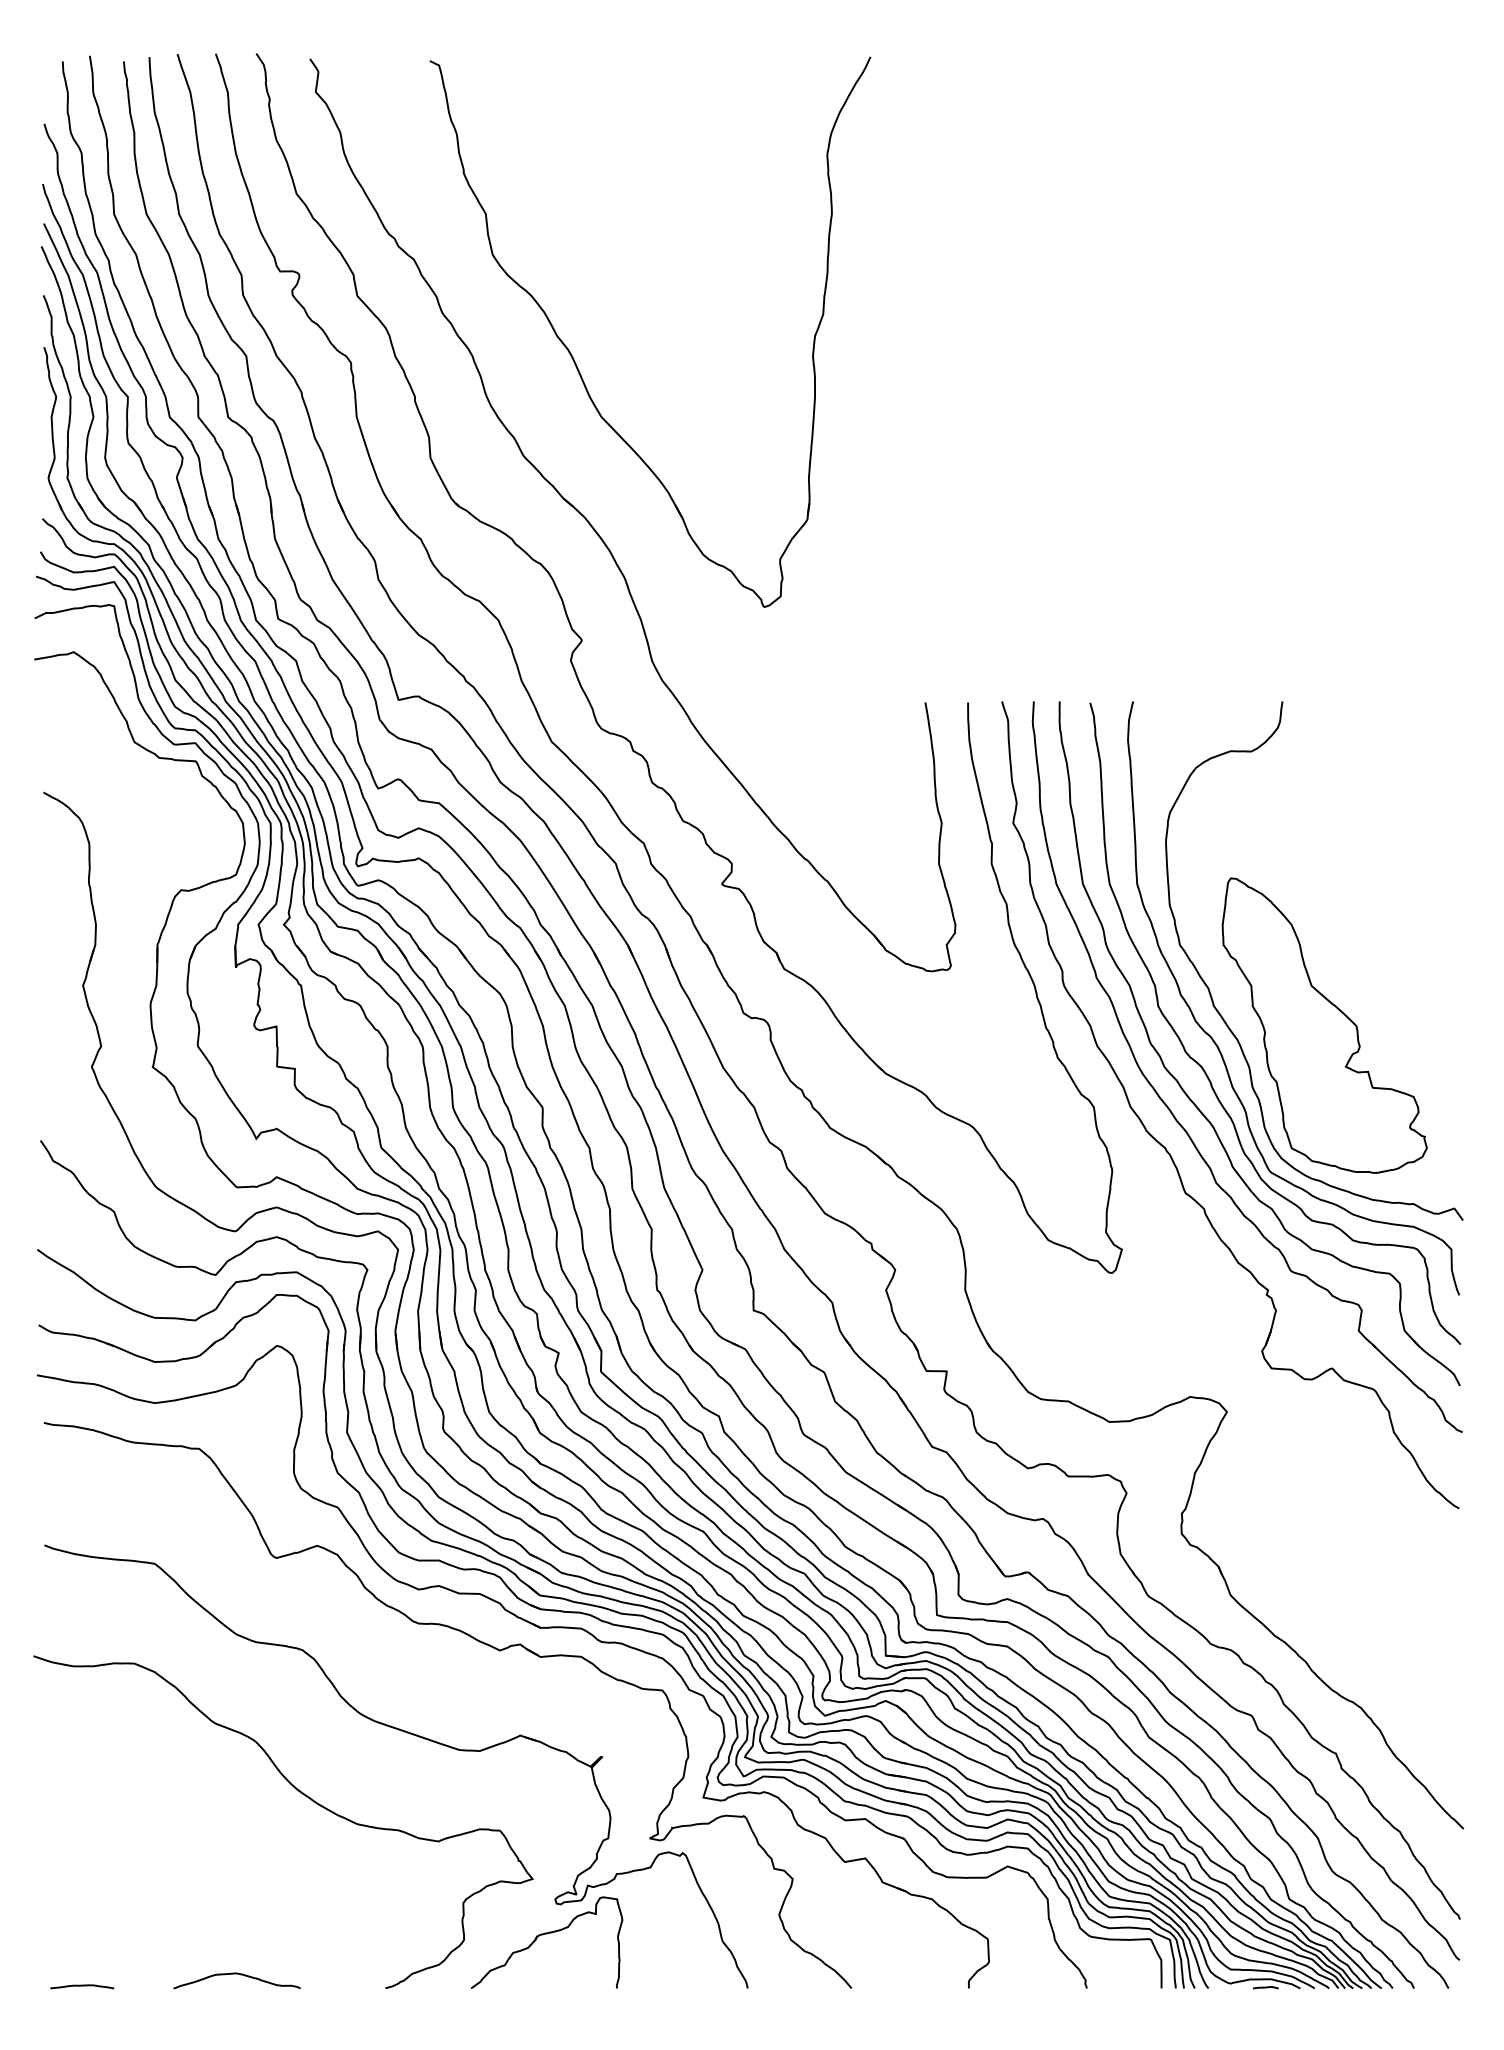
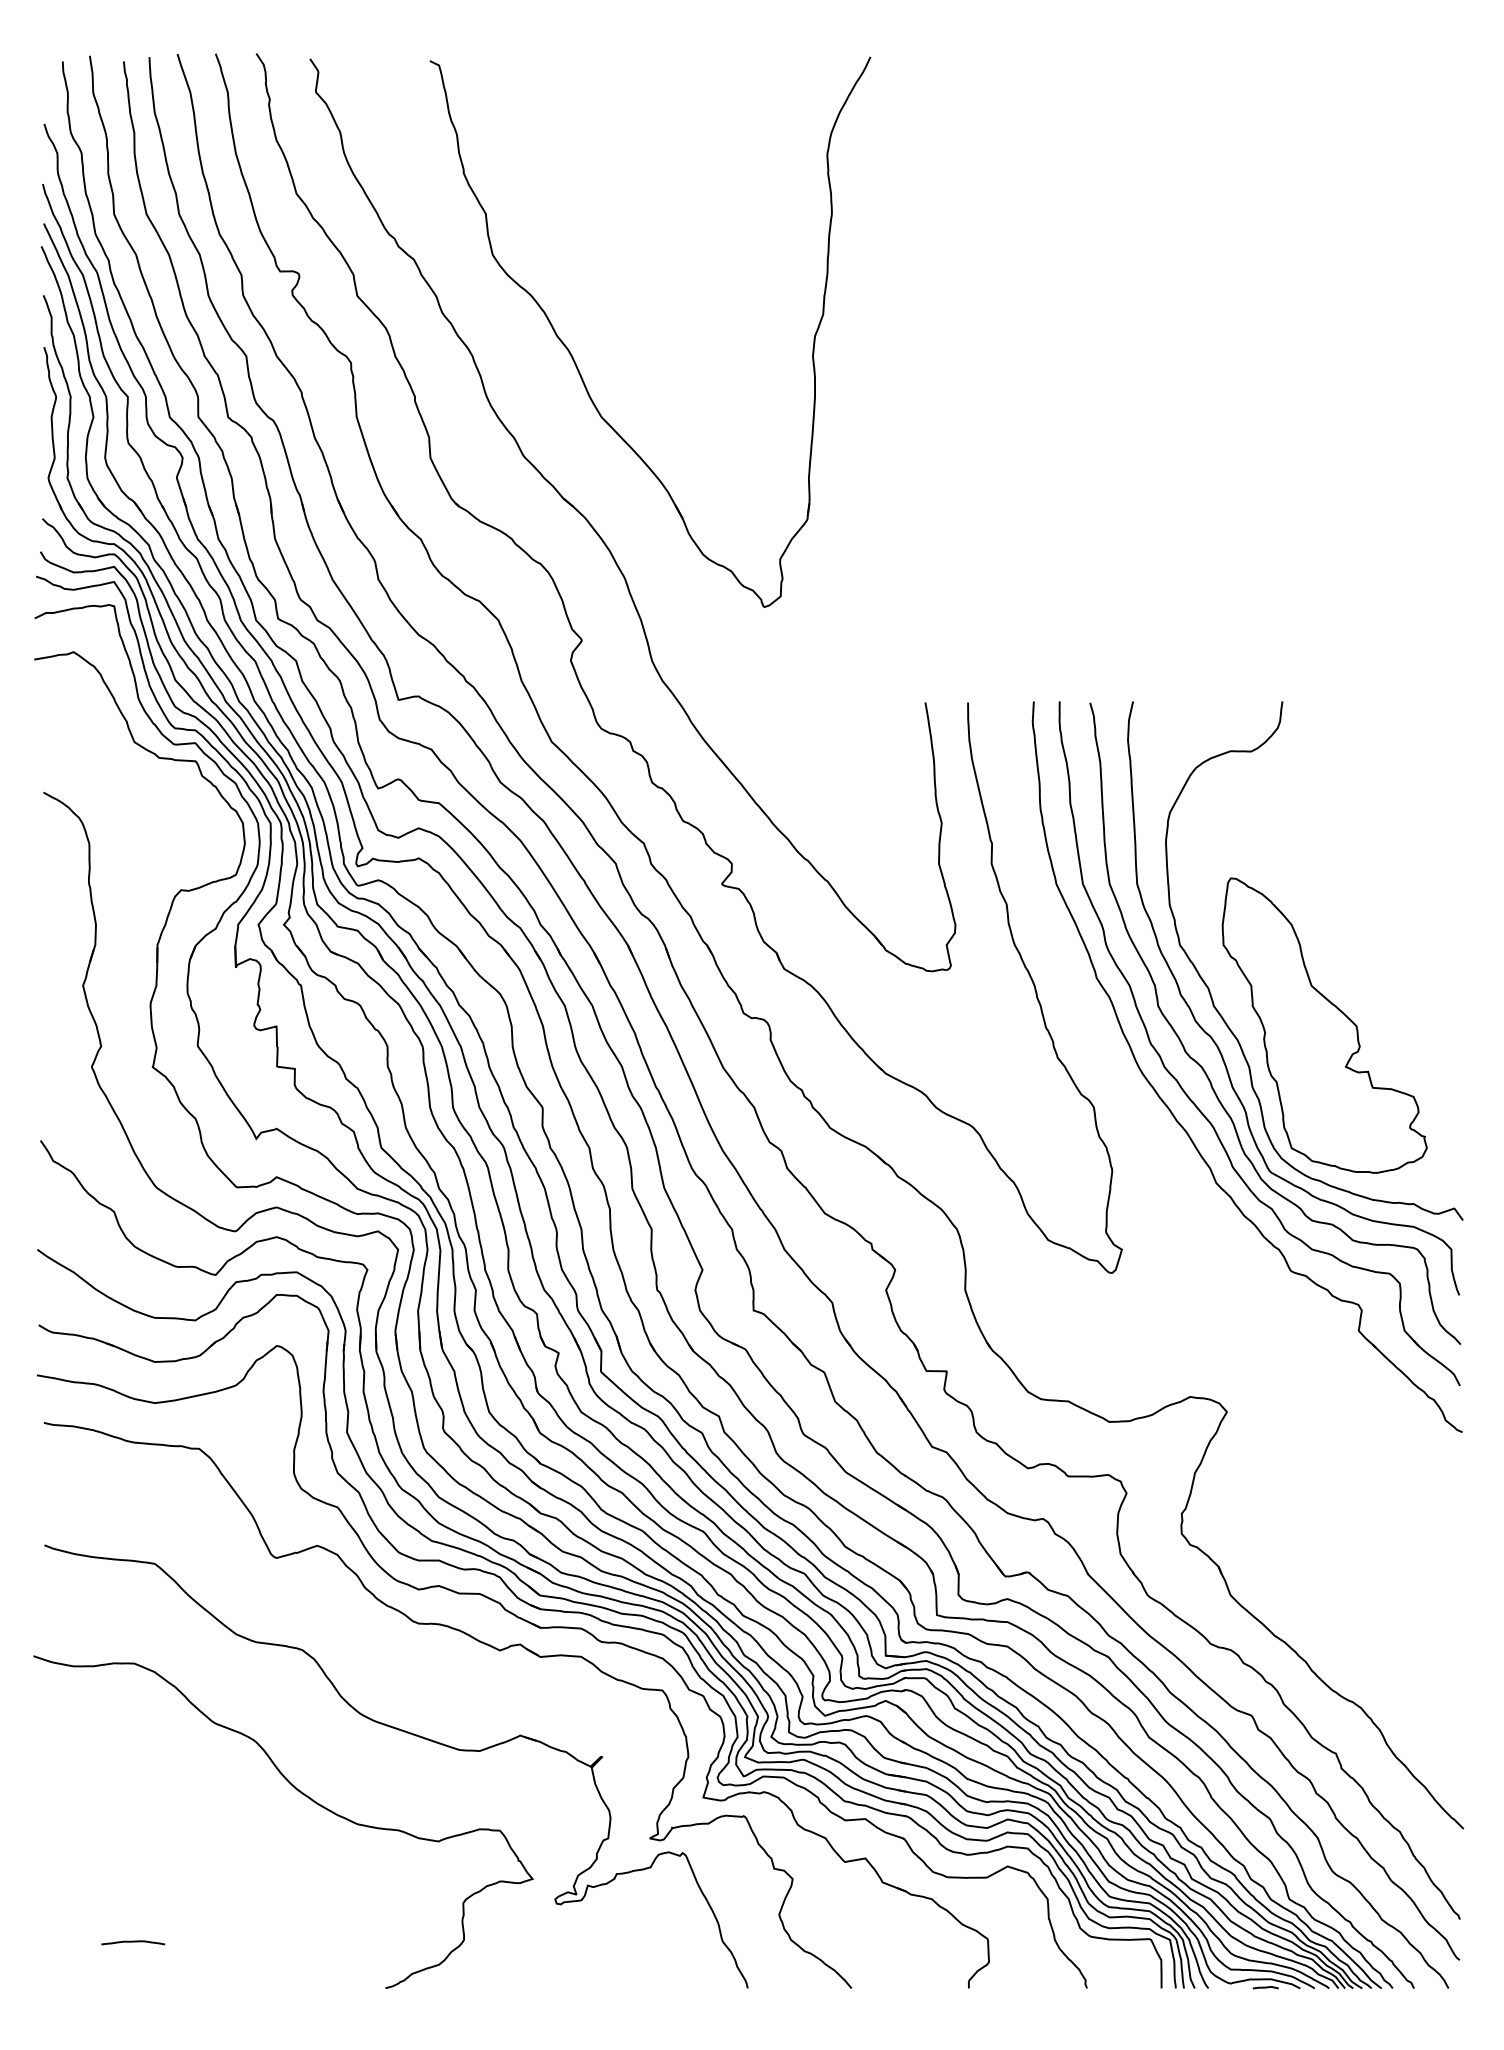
part: present -> none (1170, 1153)
part: present -> none (543, 1935)
curve: present -> none (236, 1974)
curve position: (82, 1986) -> (133, 1942) (133, 1942)
